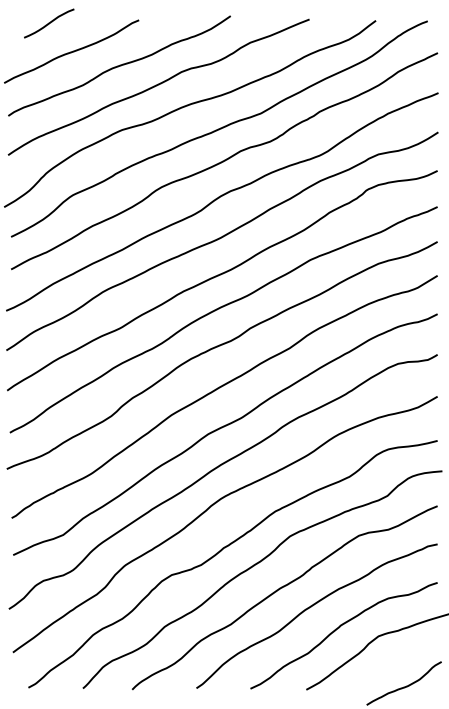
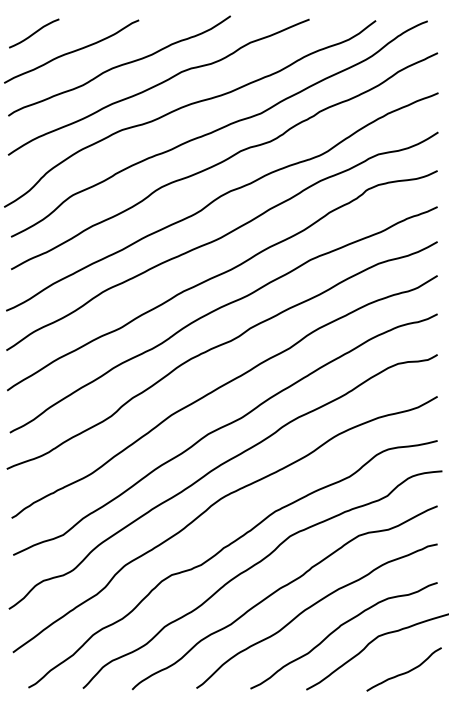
curve position: (49, 23) -> (34, 33) (34, 33)
curve position: (403, 686) -> (403, 672) (403, 672)
